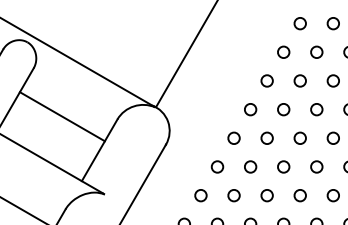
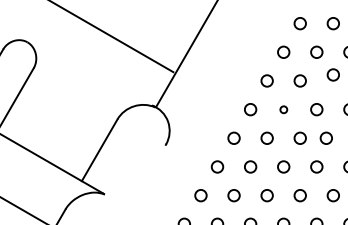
line position: (77, 62) -> (112, 37) (112, 37)
circle position: (332, 80) -> (332, 74) (332, 74)
circle size: 14x14 px -> 10x10 px (283, 109)
line: present -> none (61, 116)
circle position: (332, 137) -> (325, 137) (325, 137)
line: present -> none (143, 182)
